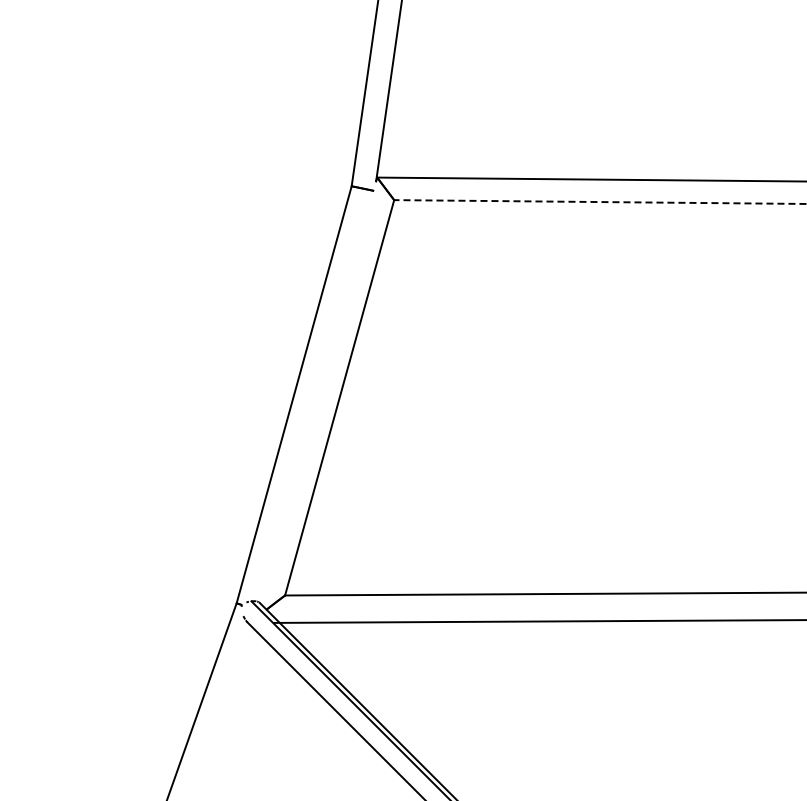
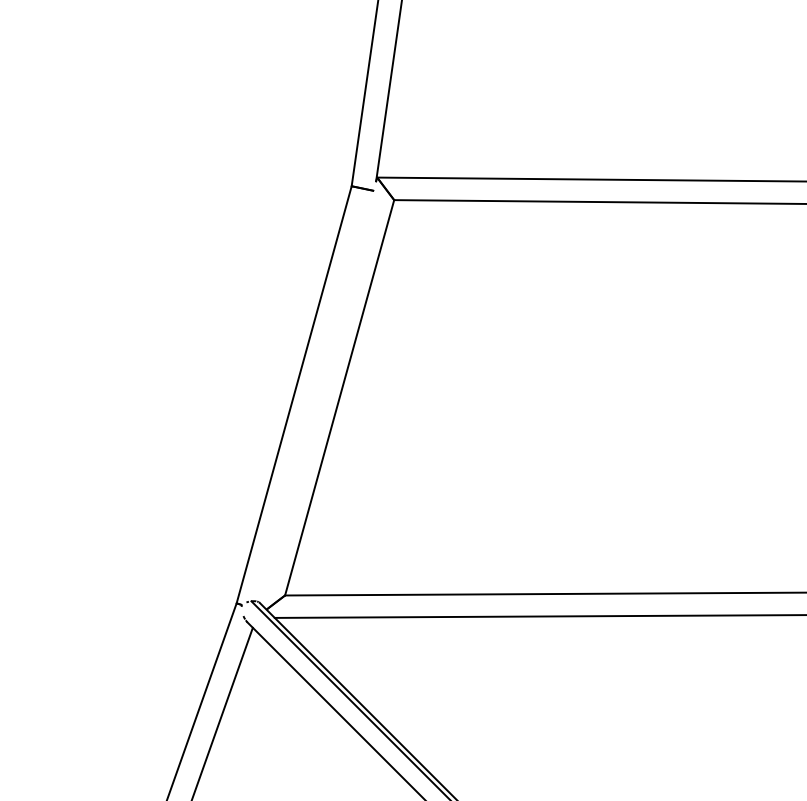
line: dashed -> solid (599, 202)
line position: (538, 621) -> (538, 616) (538, 616)
line: none -> present (222, 712)
